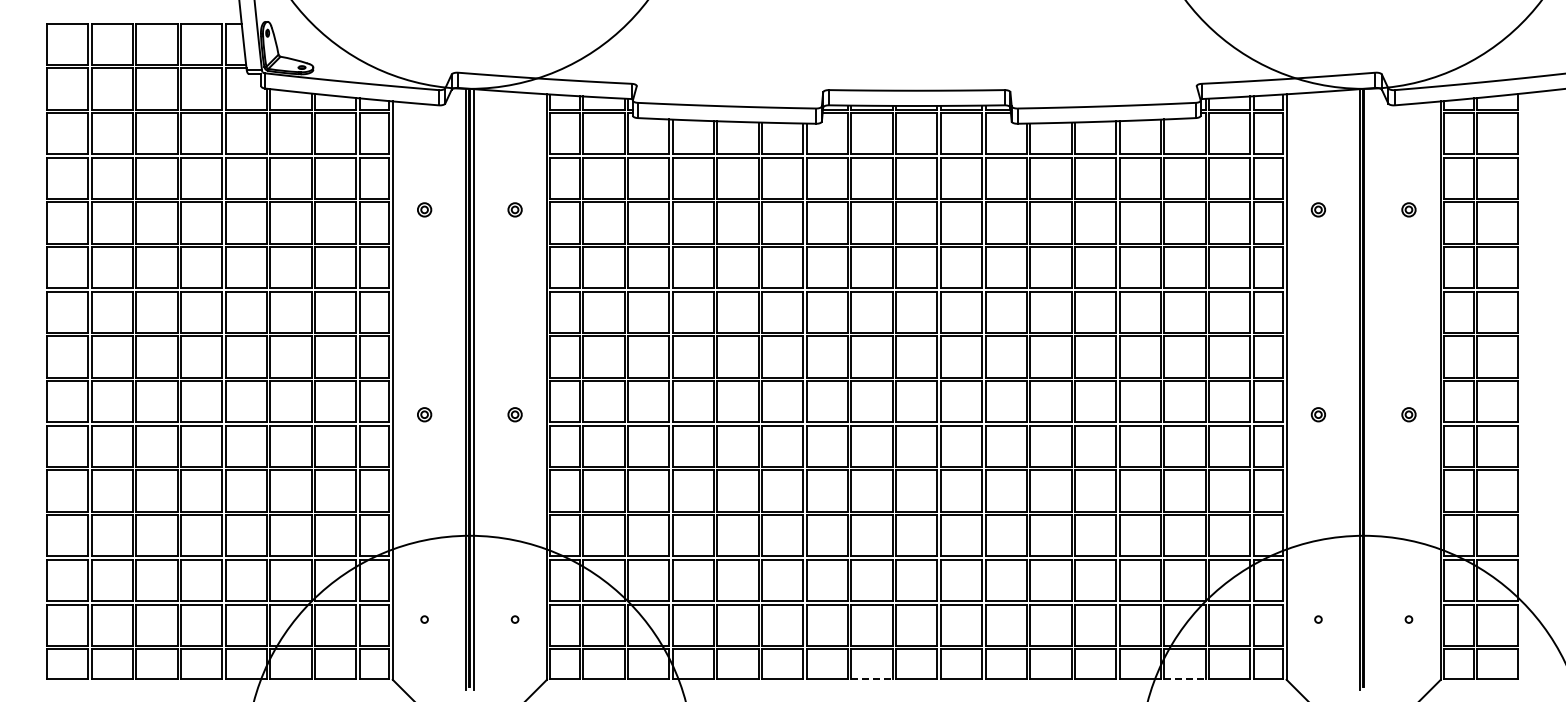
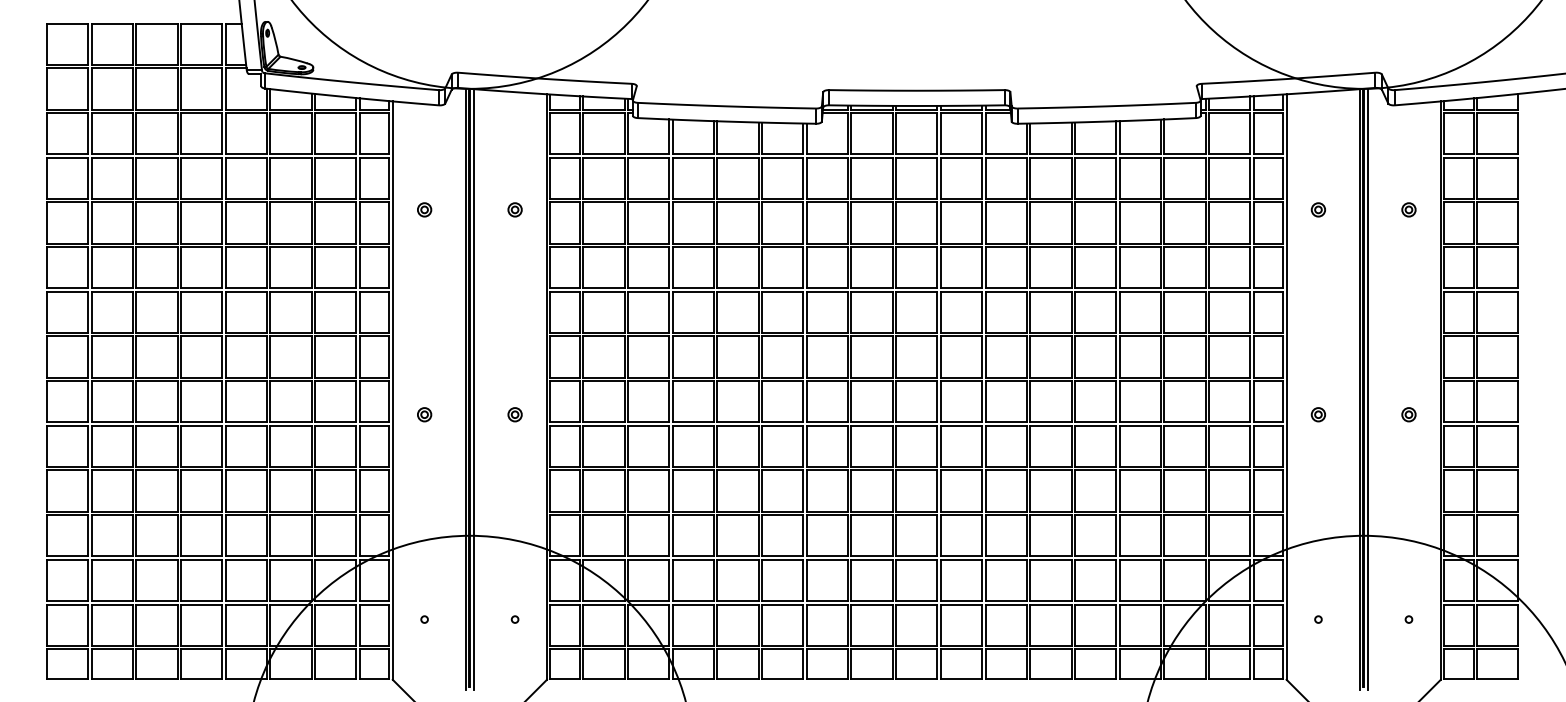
line: none -> present (1367, 389)
line: dashed -> solid (872, 678)
line: dashed -> solid (1184, 678)
